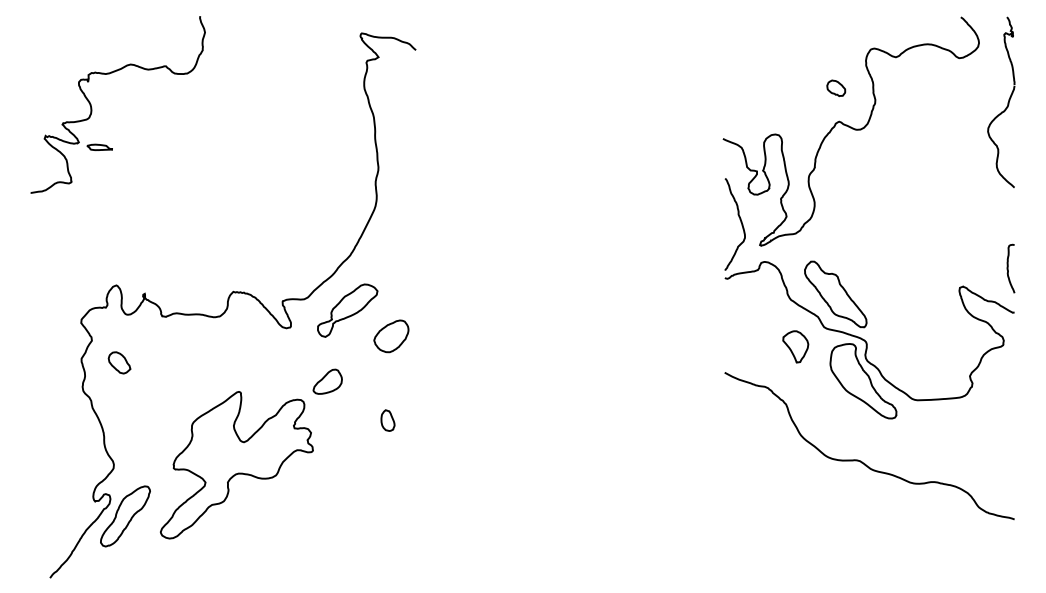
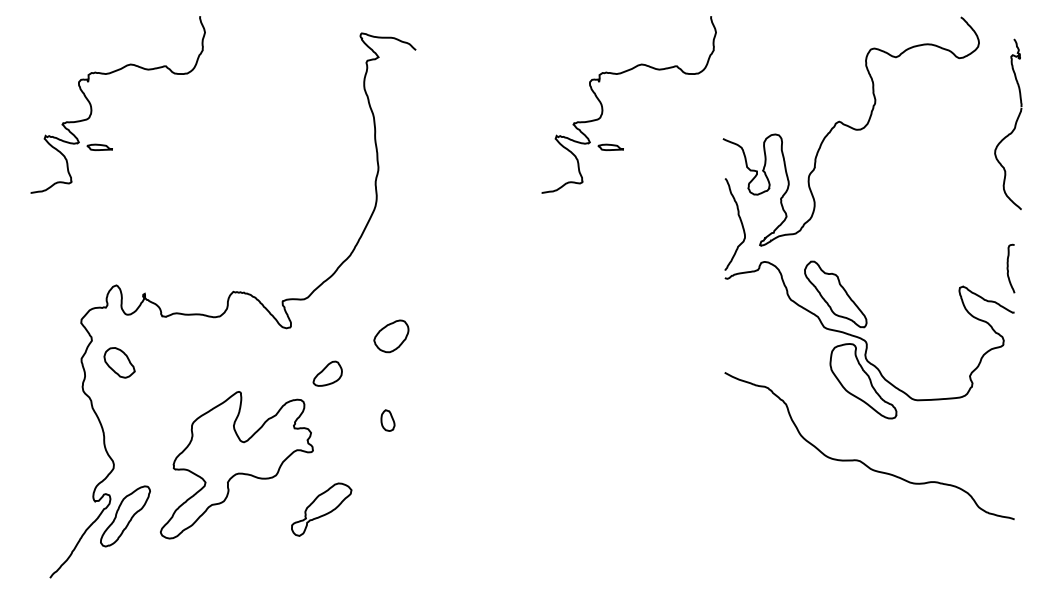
part: present -> none (836, 87)
part position: (1007, 102) -> (1014, 124) (1014, 124)
part: none -> present (603, 107)
part position: (347, 310) -> (321, 509) (321, 509)
part: present -> none (795, 346)
part size: 25x24 px -> 33x32 px (119, 362)
part position: (327, 381) -> (327, 373) (327, 373)
